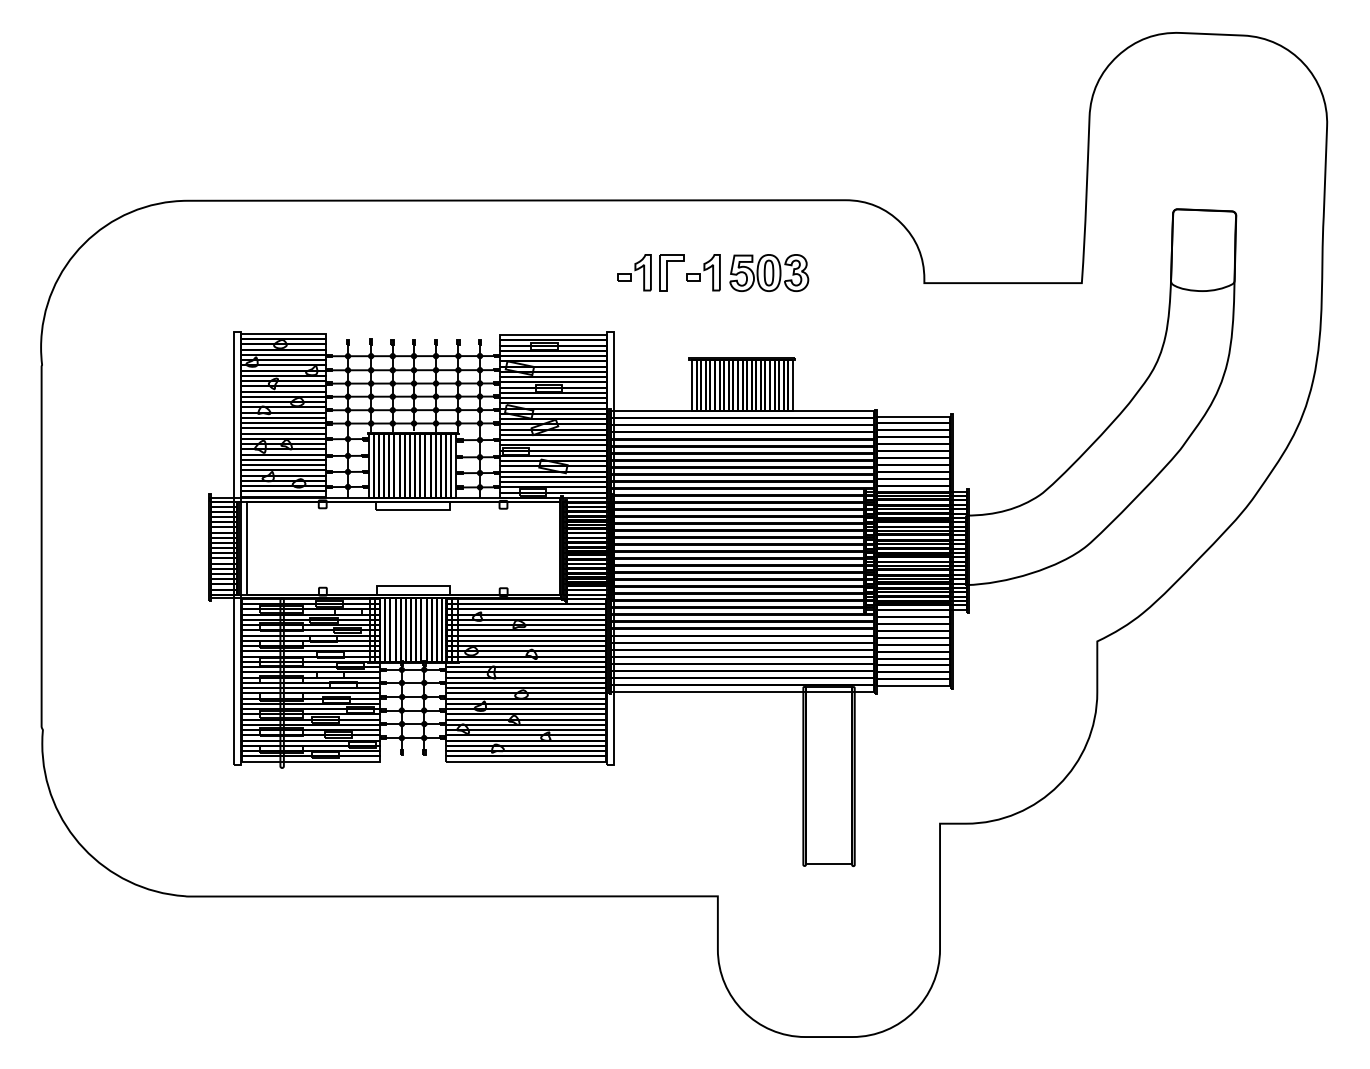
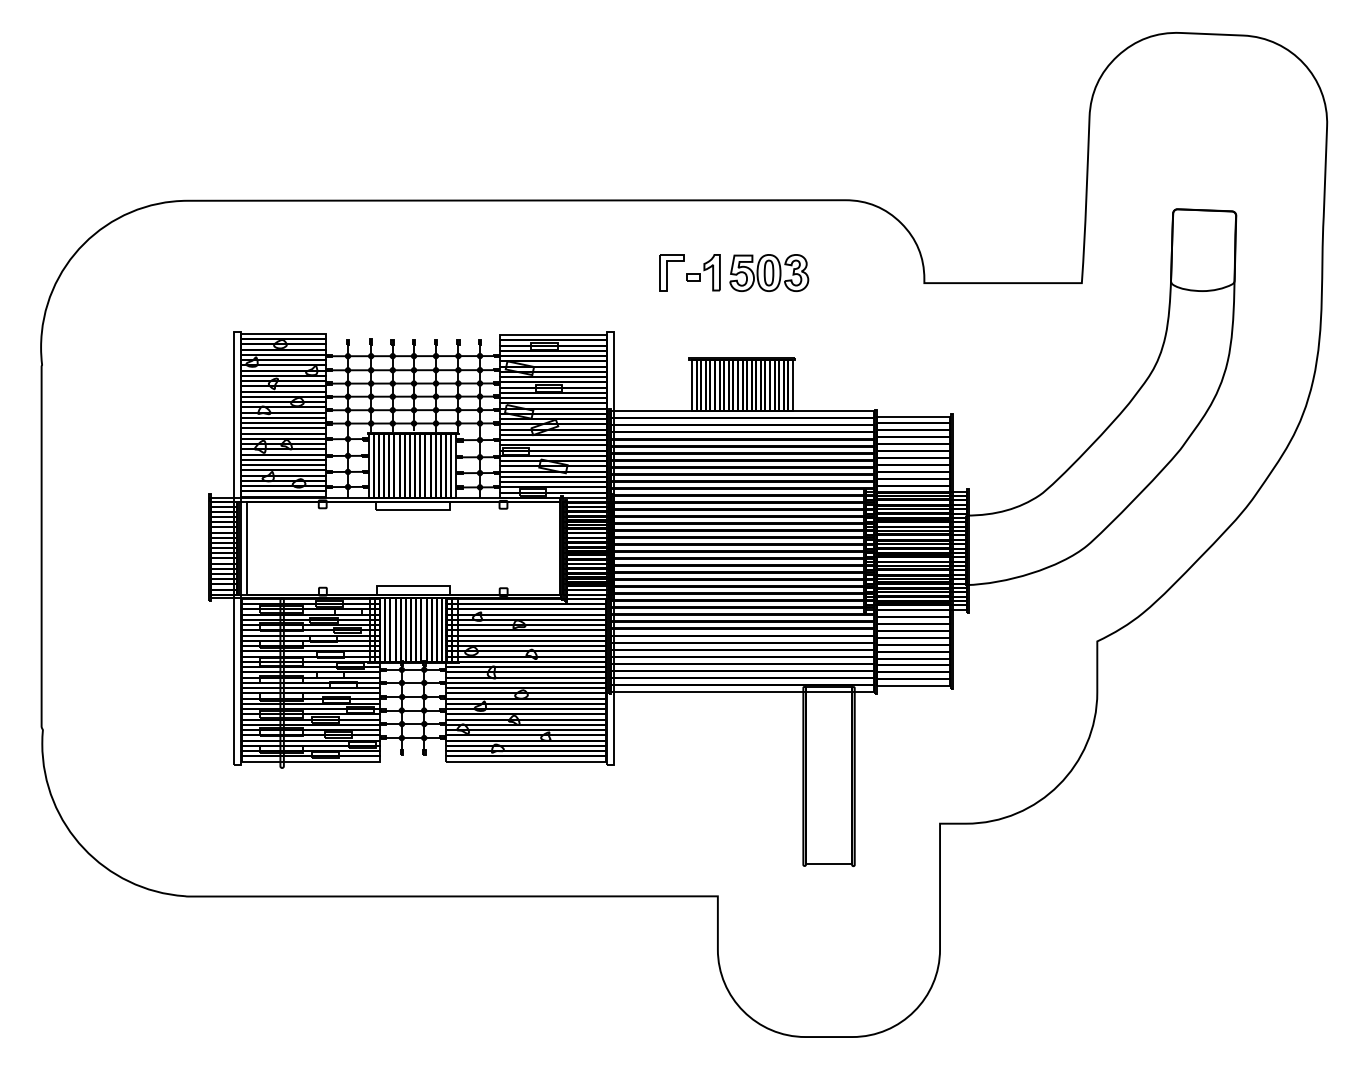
part: present -> none (634, 272)
